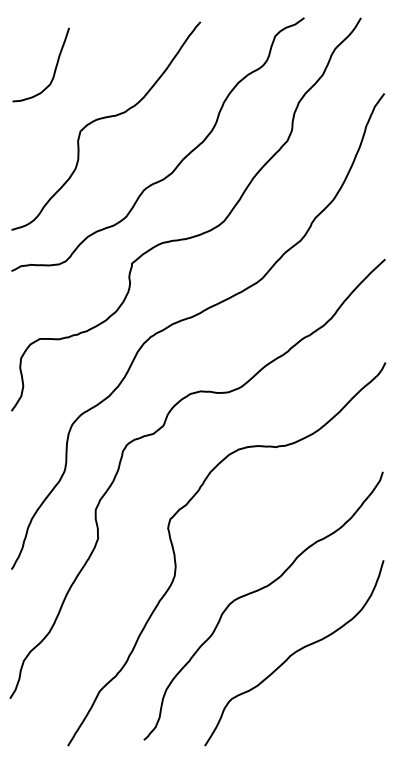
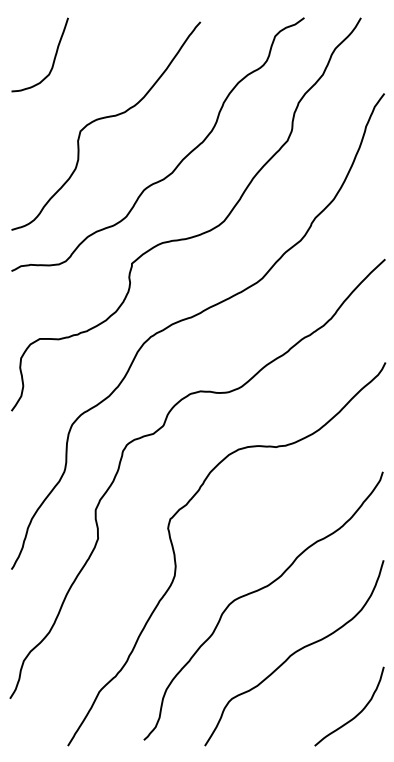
curve position: (54, 69) -> (53, 59) (53, 59)
curve: none -> present (357, 713)
